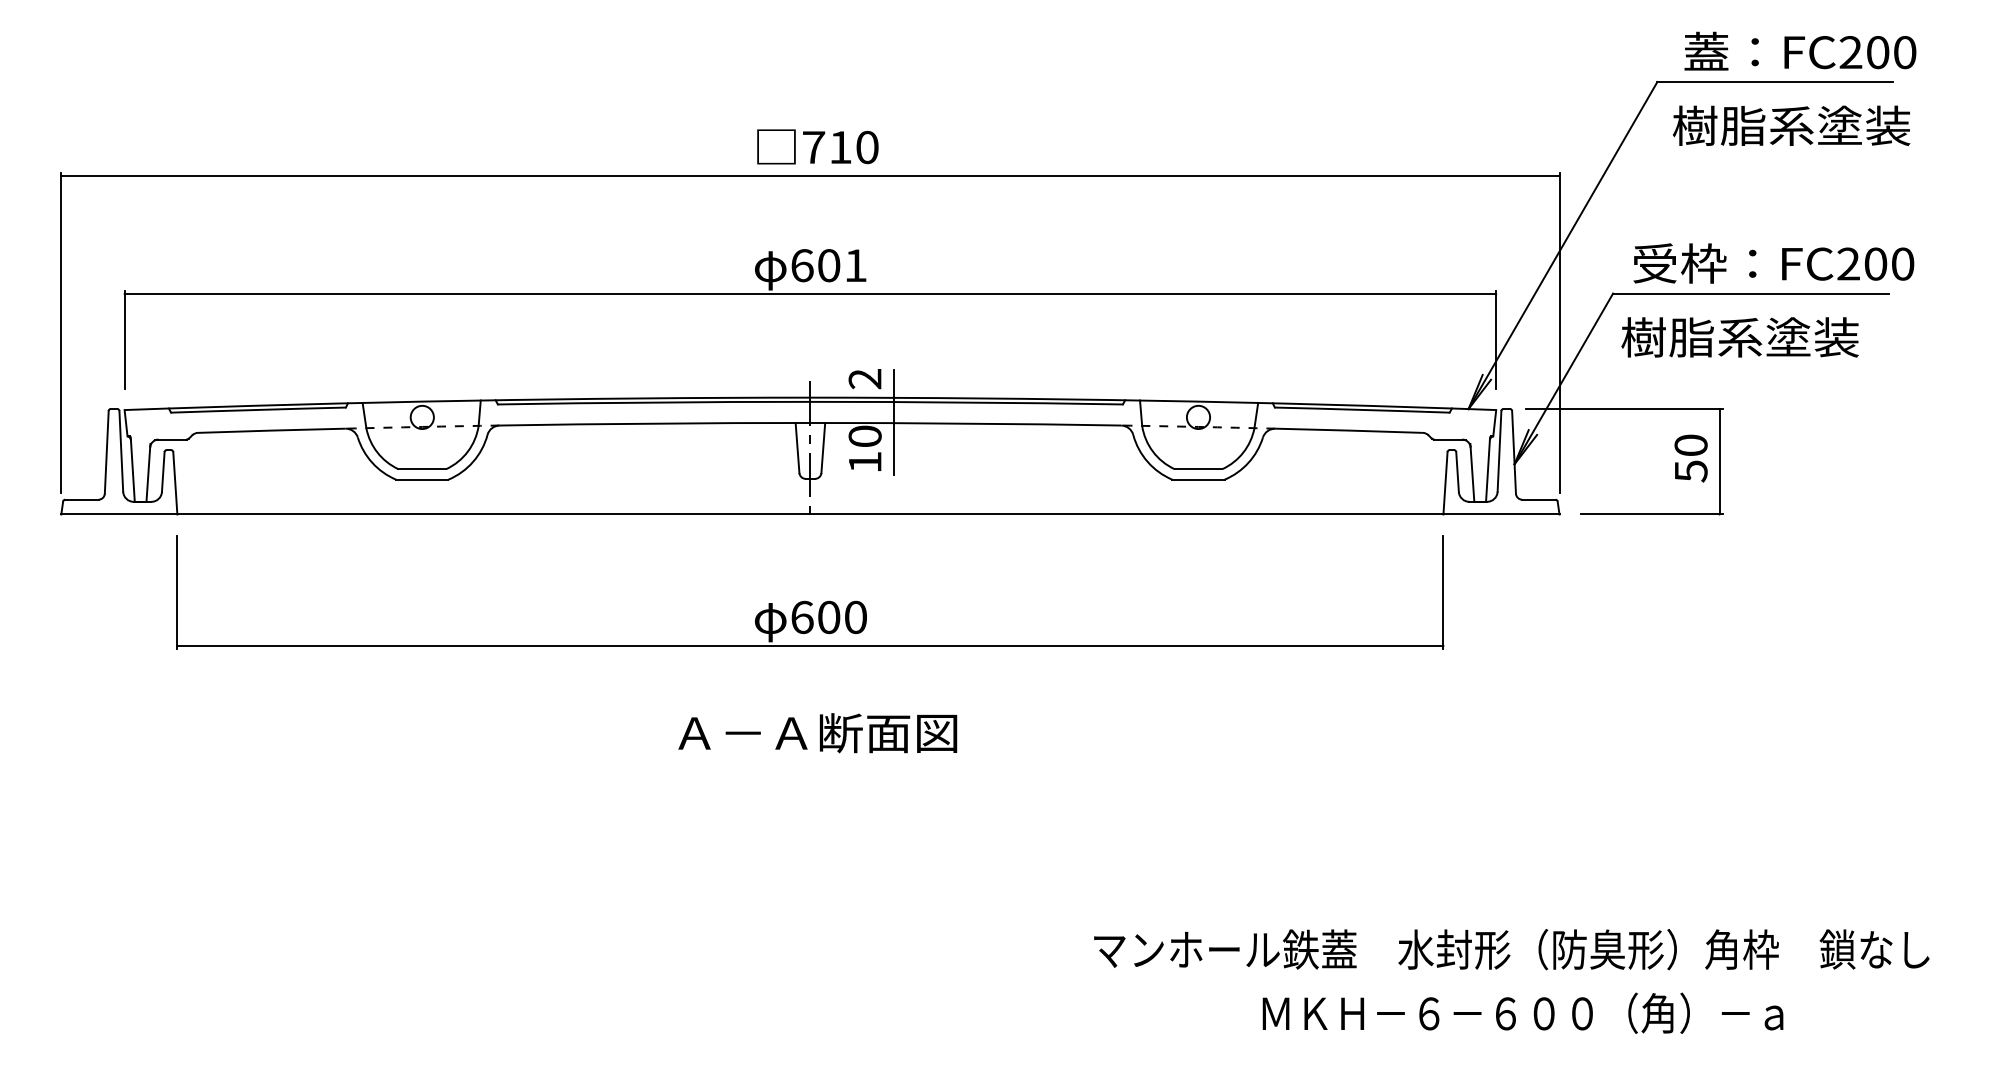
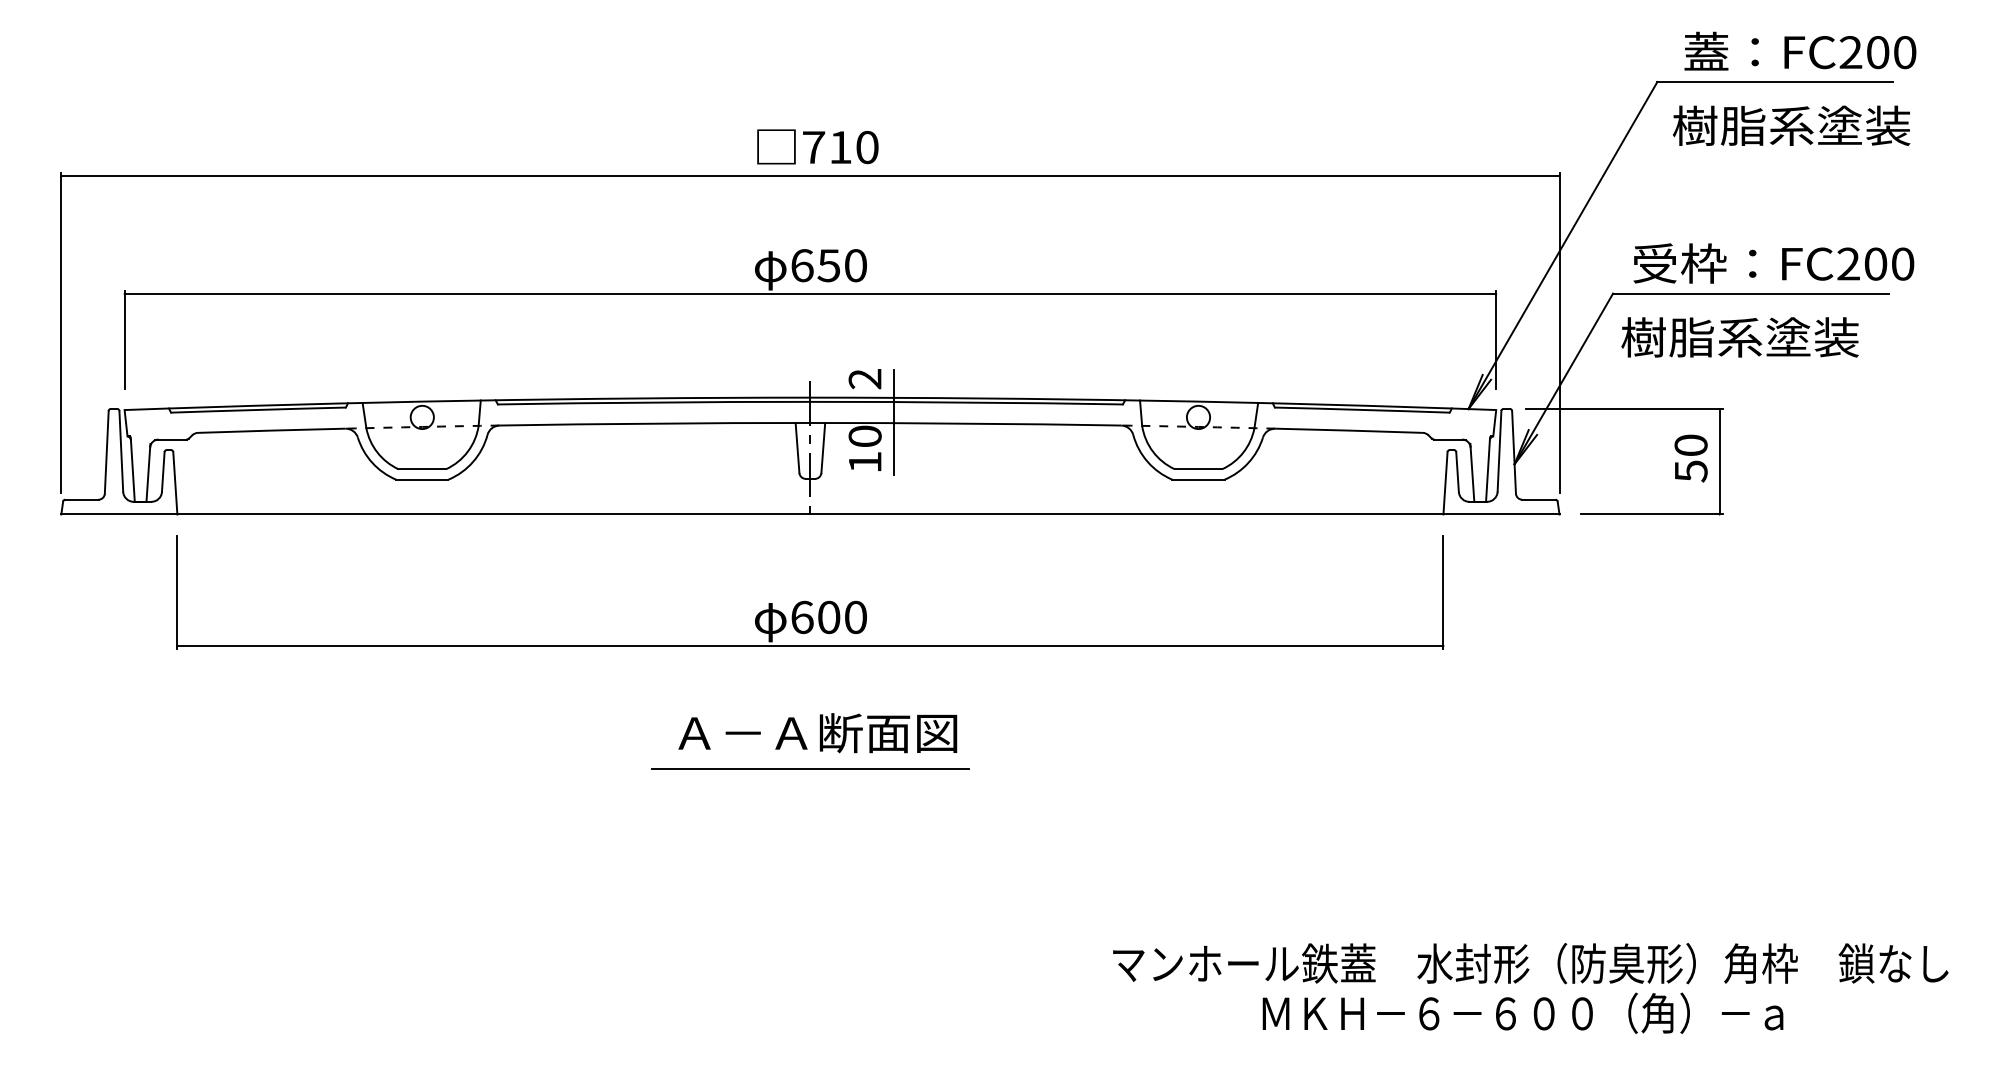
text: 601 -> 650 (841, 265)
line: none -> present (810, 768)
text position: (1511, 949) -> (1530, 963) (1530, 963)
